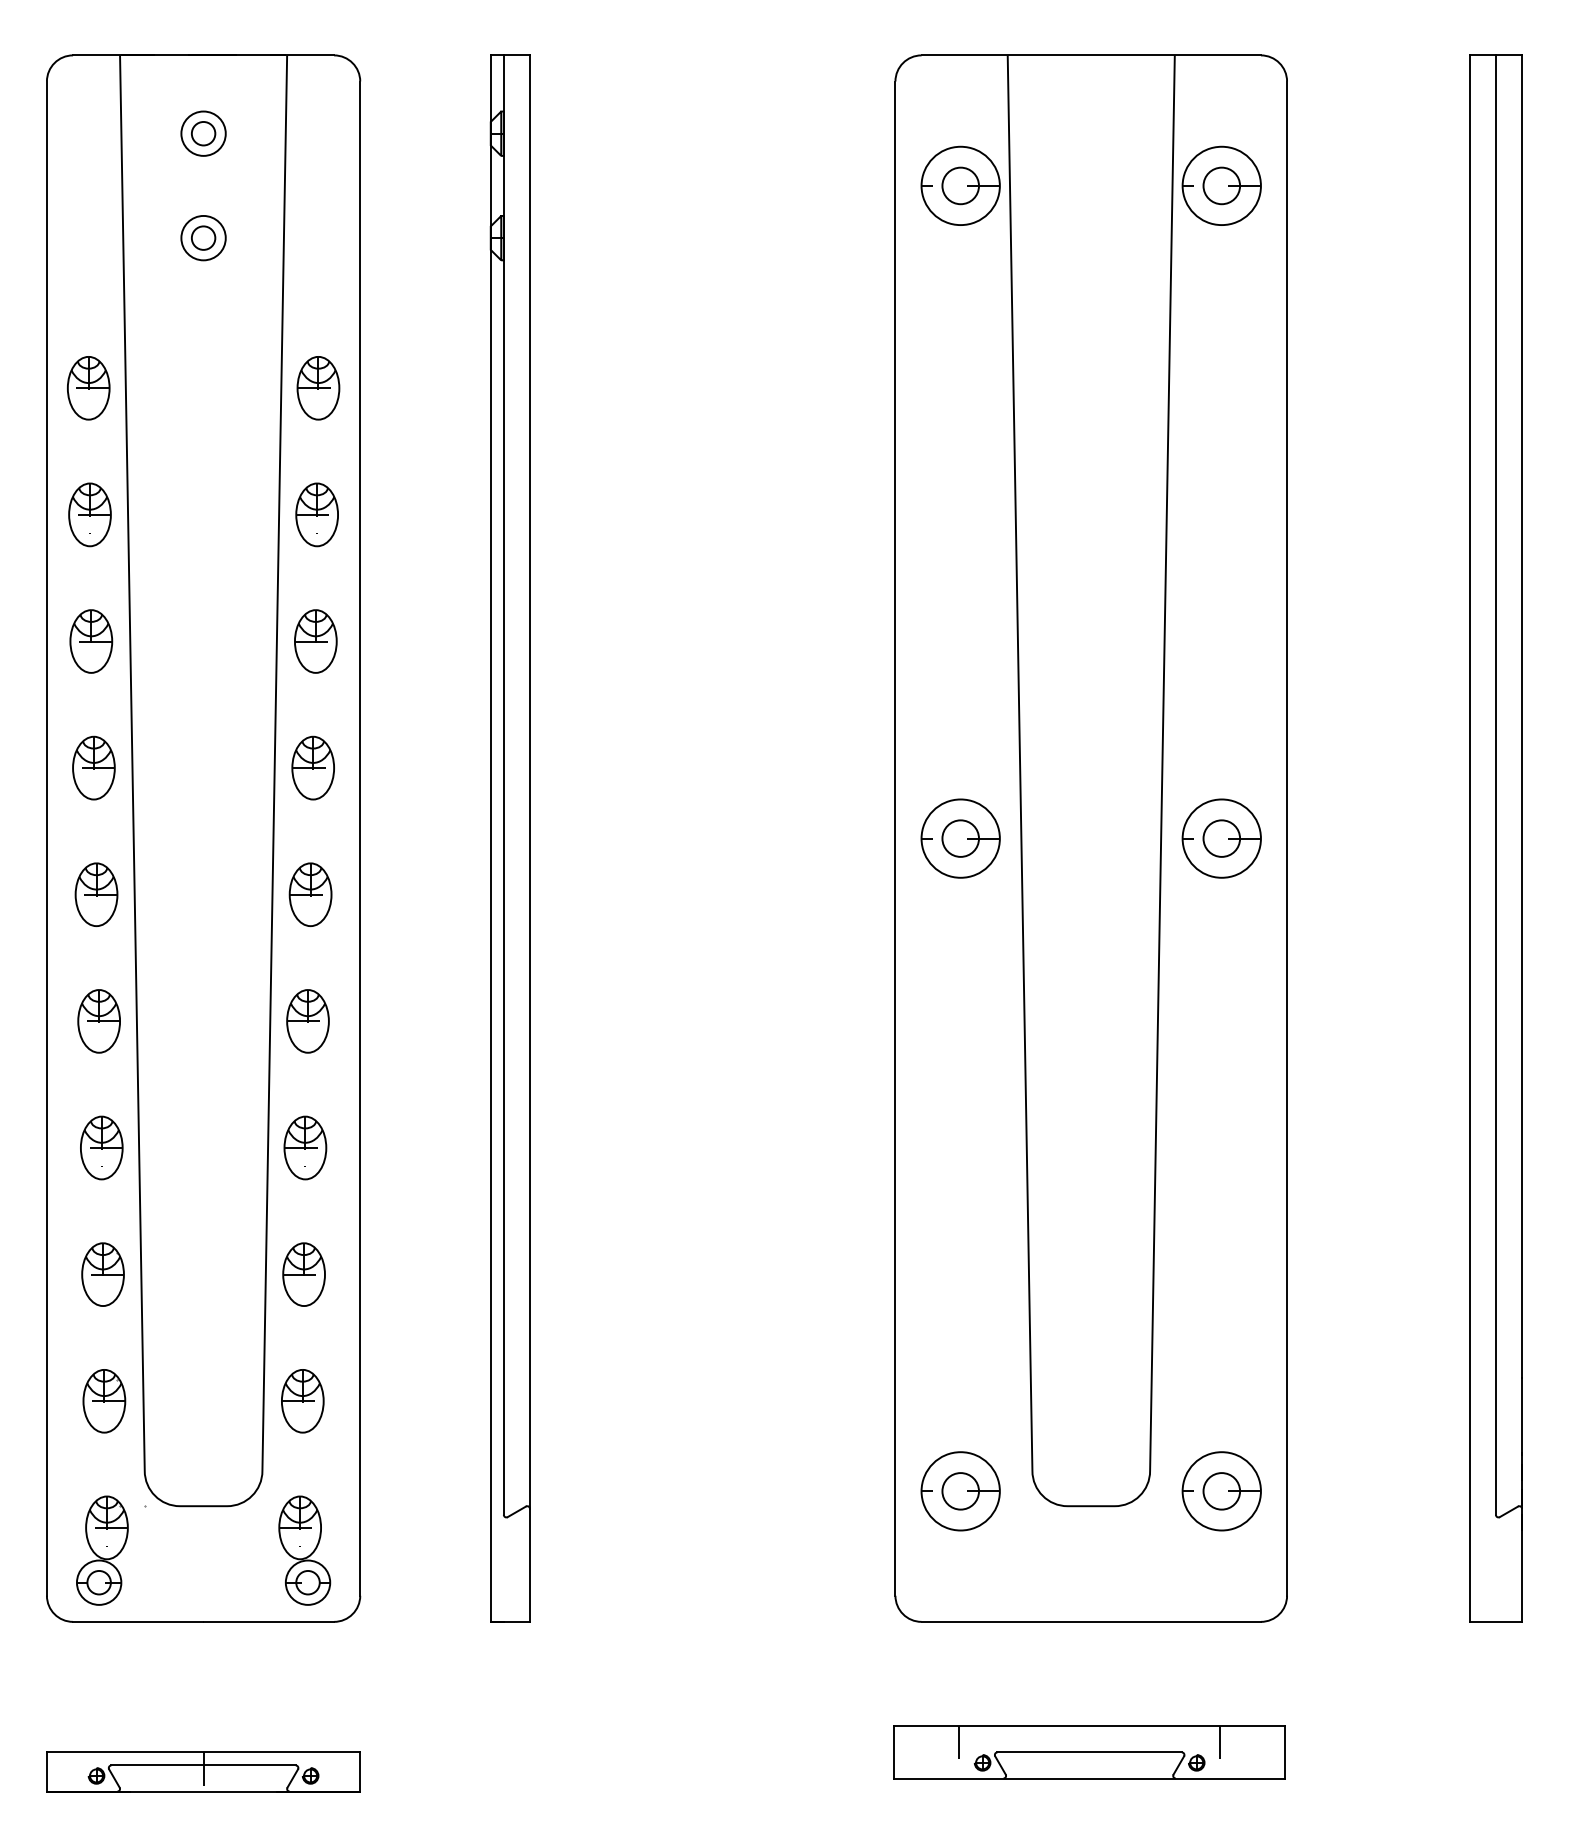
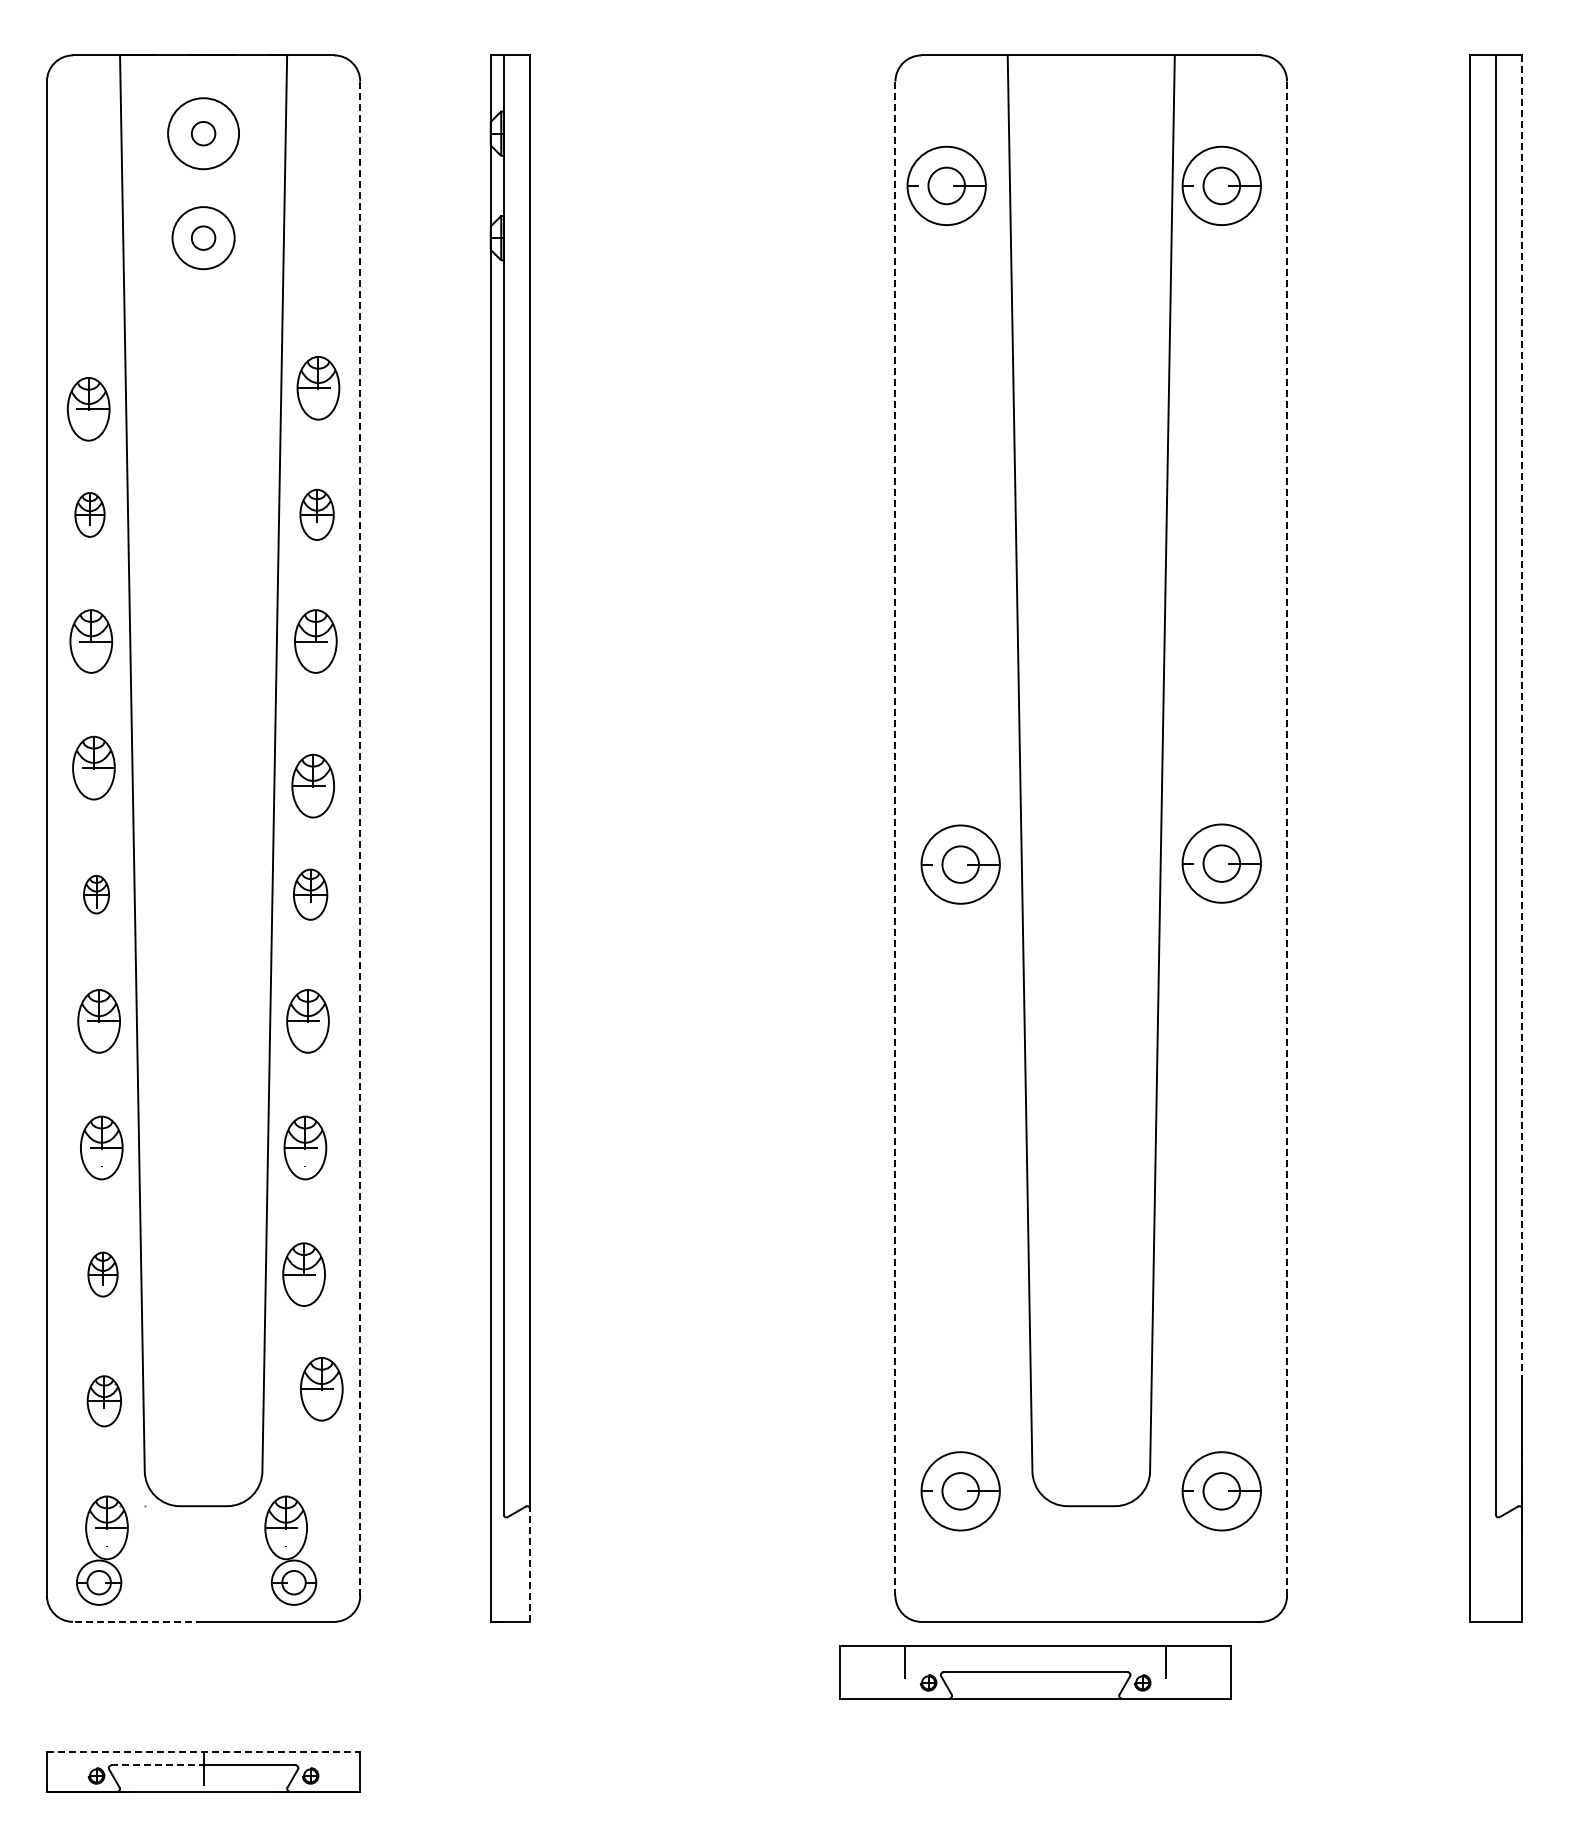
circle diameter: 44 px -> 71 px (203, 133)
part position: (960, 185) -> (946, 185) (946, 185)
circle diameter: 44 px -> 62 px (203, 238)
part position: (88, 388) -> (88, 409) (88, 409)
part size: 44x66 px -> 32x46 px (89, 514)
part size: 44x66 px -> 36x52 px (316, 514)
line: solid -> dashed (1522, 717)
part position: (312, 767) -> (312, 785) (312, 785)
part position: (960, 838) -> (960, 864) (960, 864)
part position: (1221, 838) -> (1221, 863) (1221, 863)
line: solid -> dashed (1287, 838)
line: solid -> dashed (360, 839)
line: solid -> dashed (895, 839)
part size: 45x65 px -> 27x40 px (96, 894)
part size: 45x65 px -> 36x53 px (310, 894)
part size: 44x65 px -> 32x47 px (102, 1274)
part size: 45x65 px -> 36x53 px (103, 1401)
part position: (302, 1401) -> (321, 1389) (321, 1389)
part position: (304, 1550) -> (290, 1550) (290, 1550)
line: solid -> dashed (529, 1565)
line: solid -> dashed (137, 1621)
line: solid -> dashed (203, 1752)
part position: (1089, 1752) -> (1035, 1672) (1035, 1672)
line: solid -> dashed (158, 1765)
